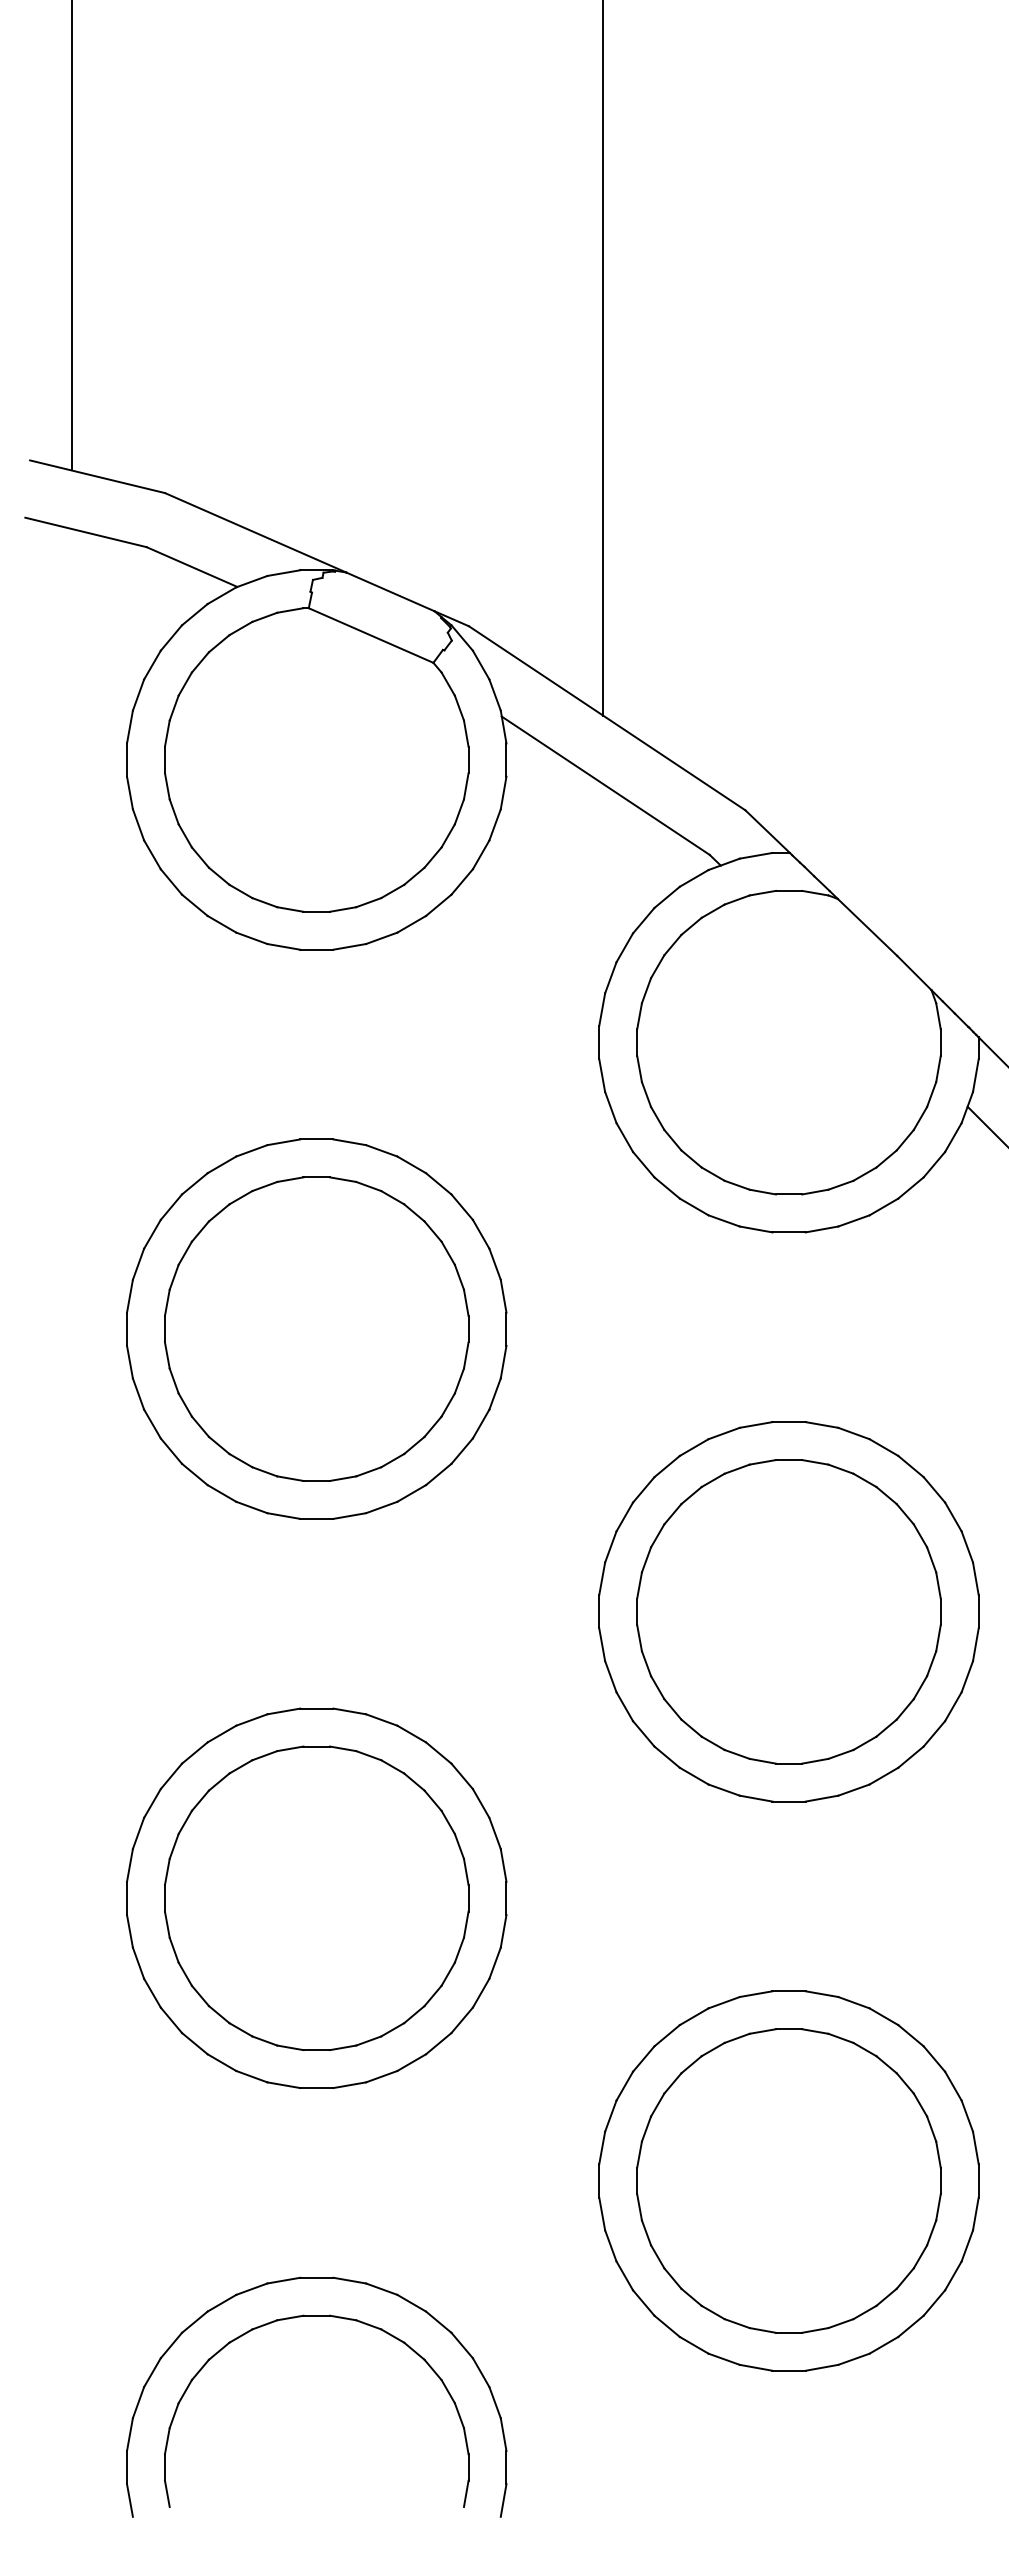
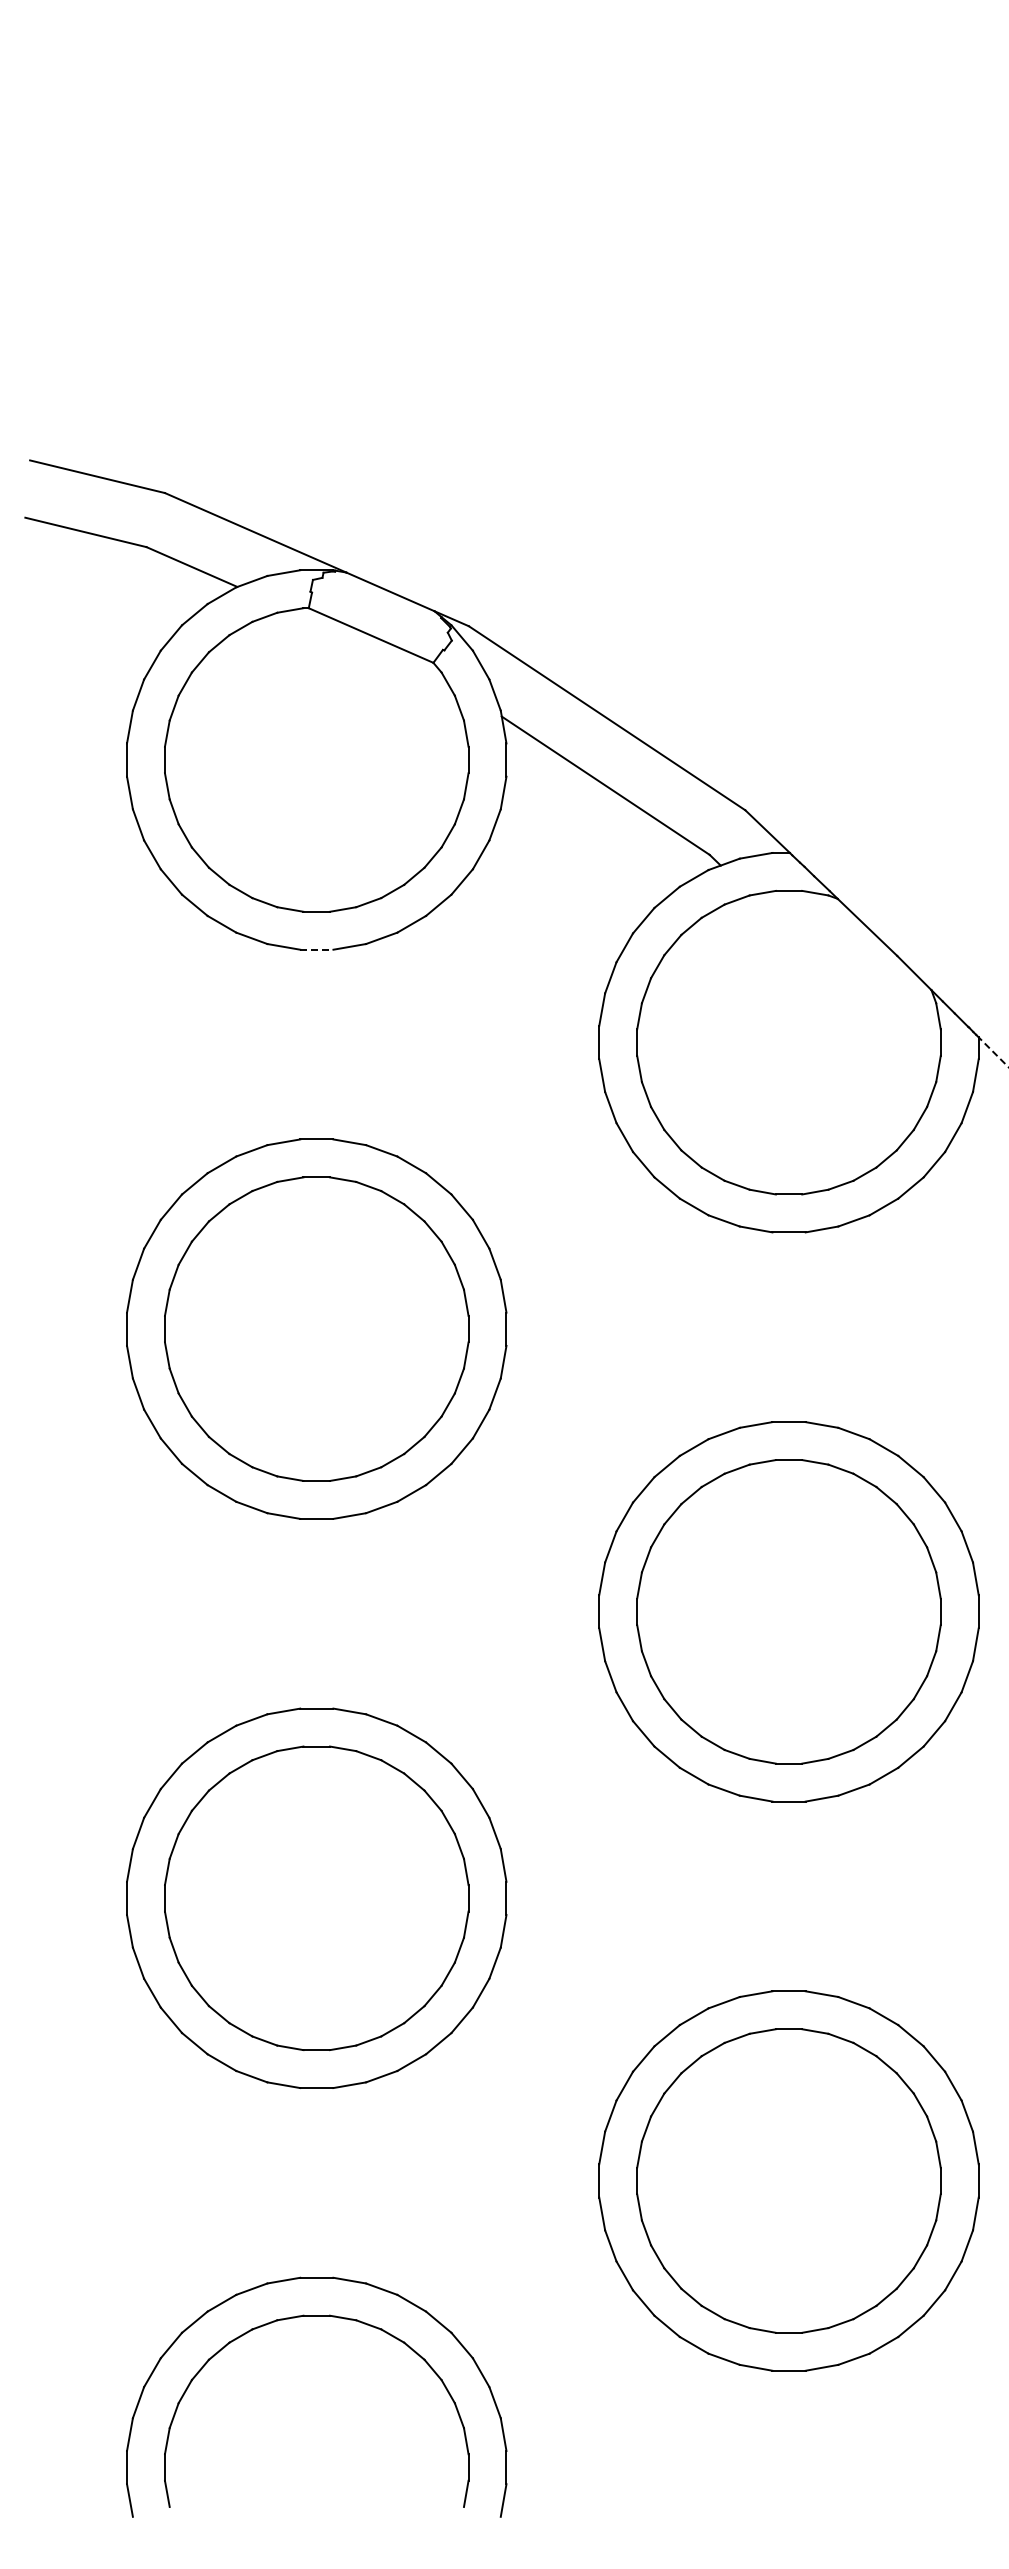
line: present -> none (72, 236)
line: present -> none (603, 358)
line: solid -> dashed (316, 949)
line: solid -> dashed (993, 1052)
line: present -> none (986, 1125)
